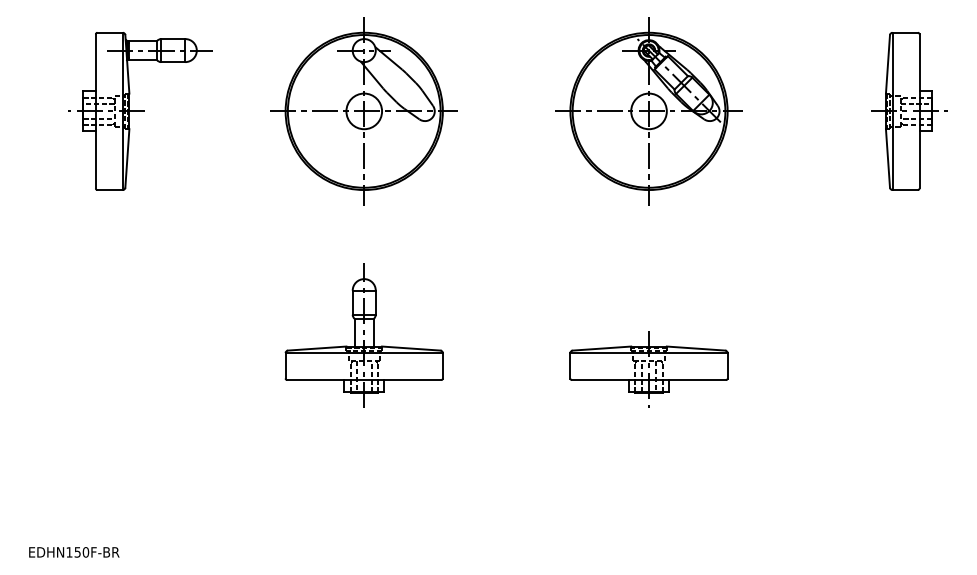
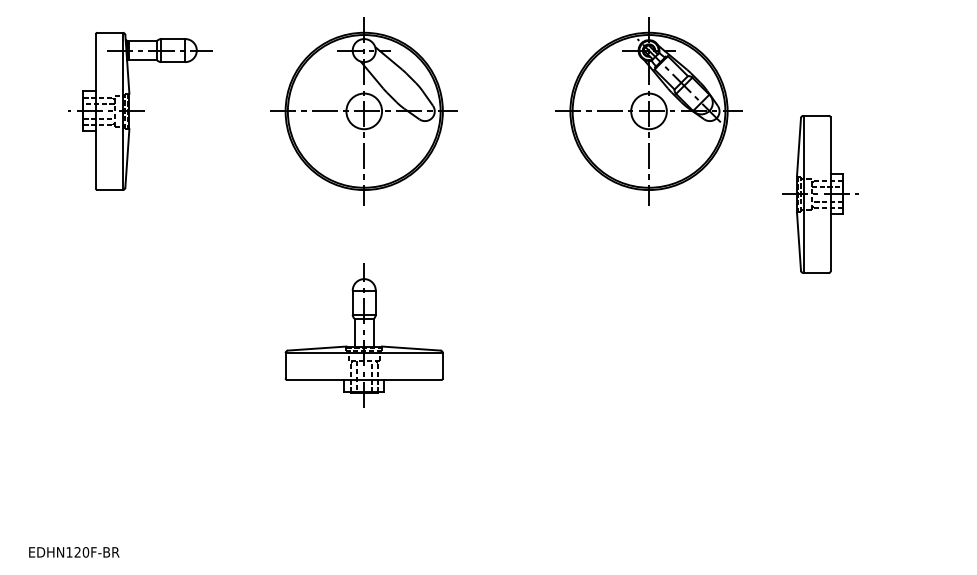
part position: (909, 111) -> (820, 194) (820, 194)
part: present -> none (648, 369)
text: EDHN150F-BR -> EDHN120F-BR (77, 552)
